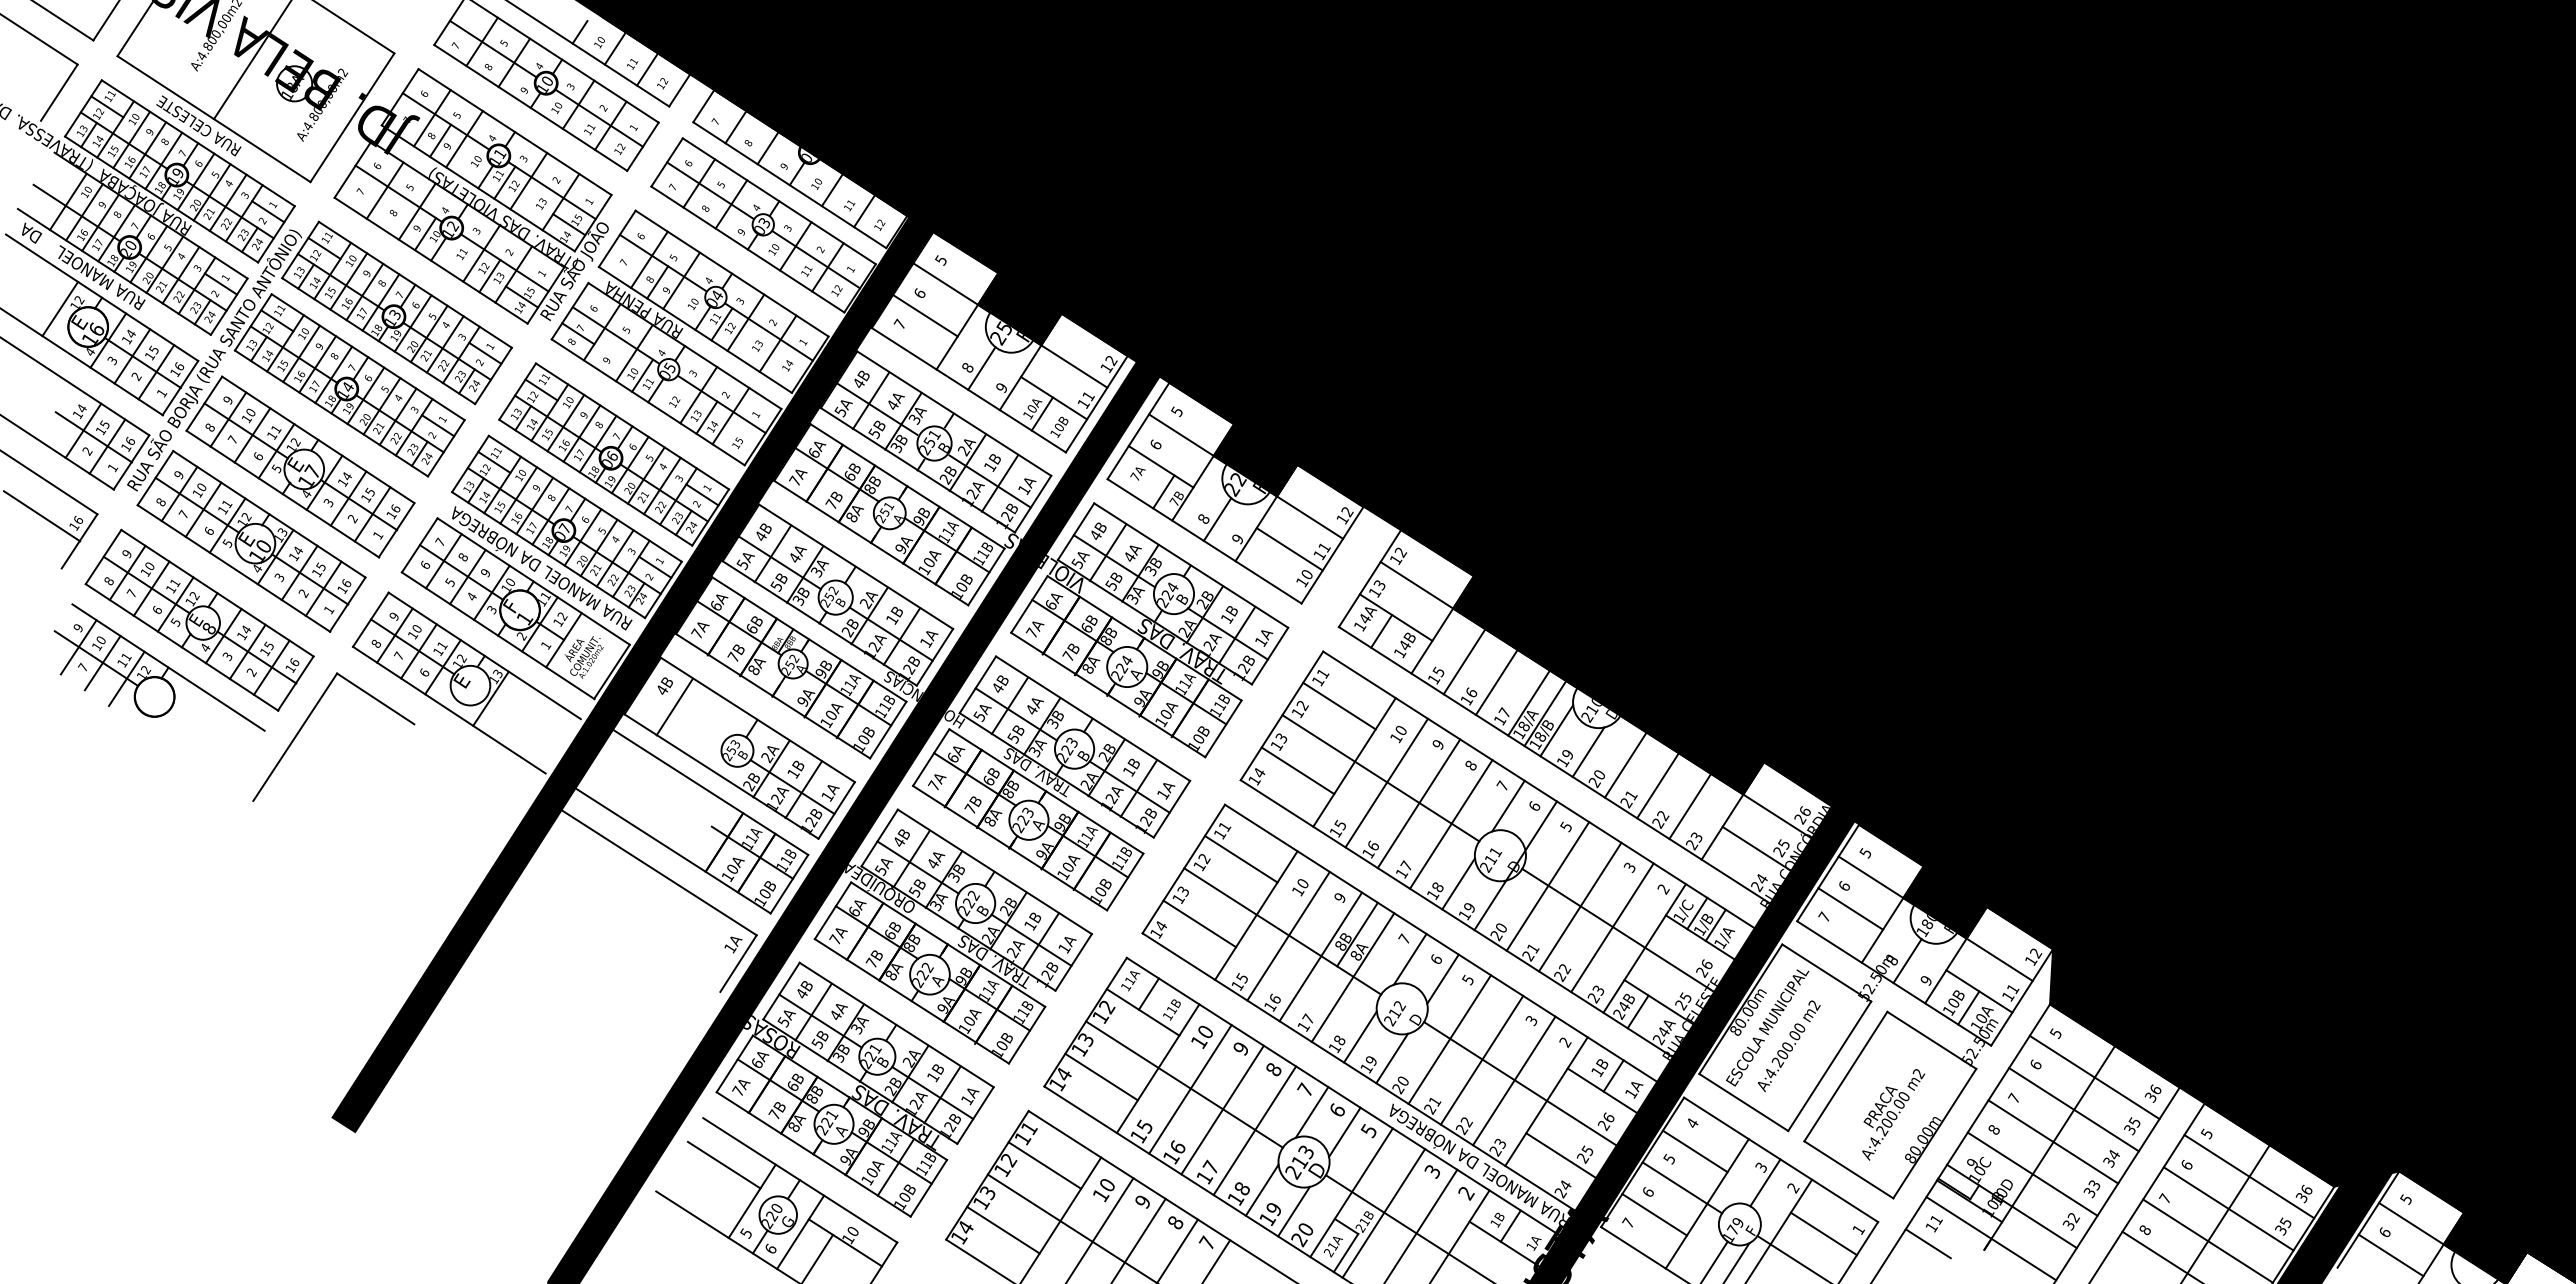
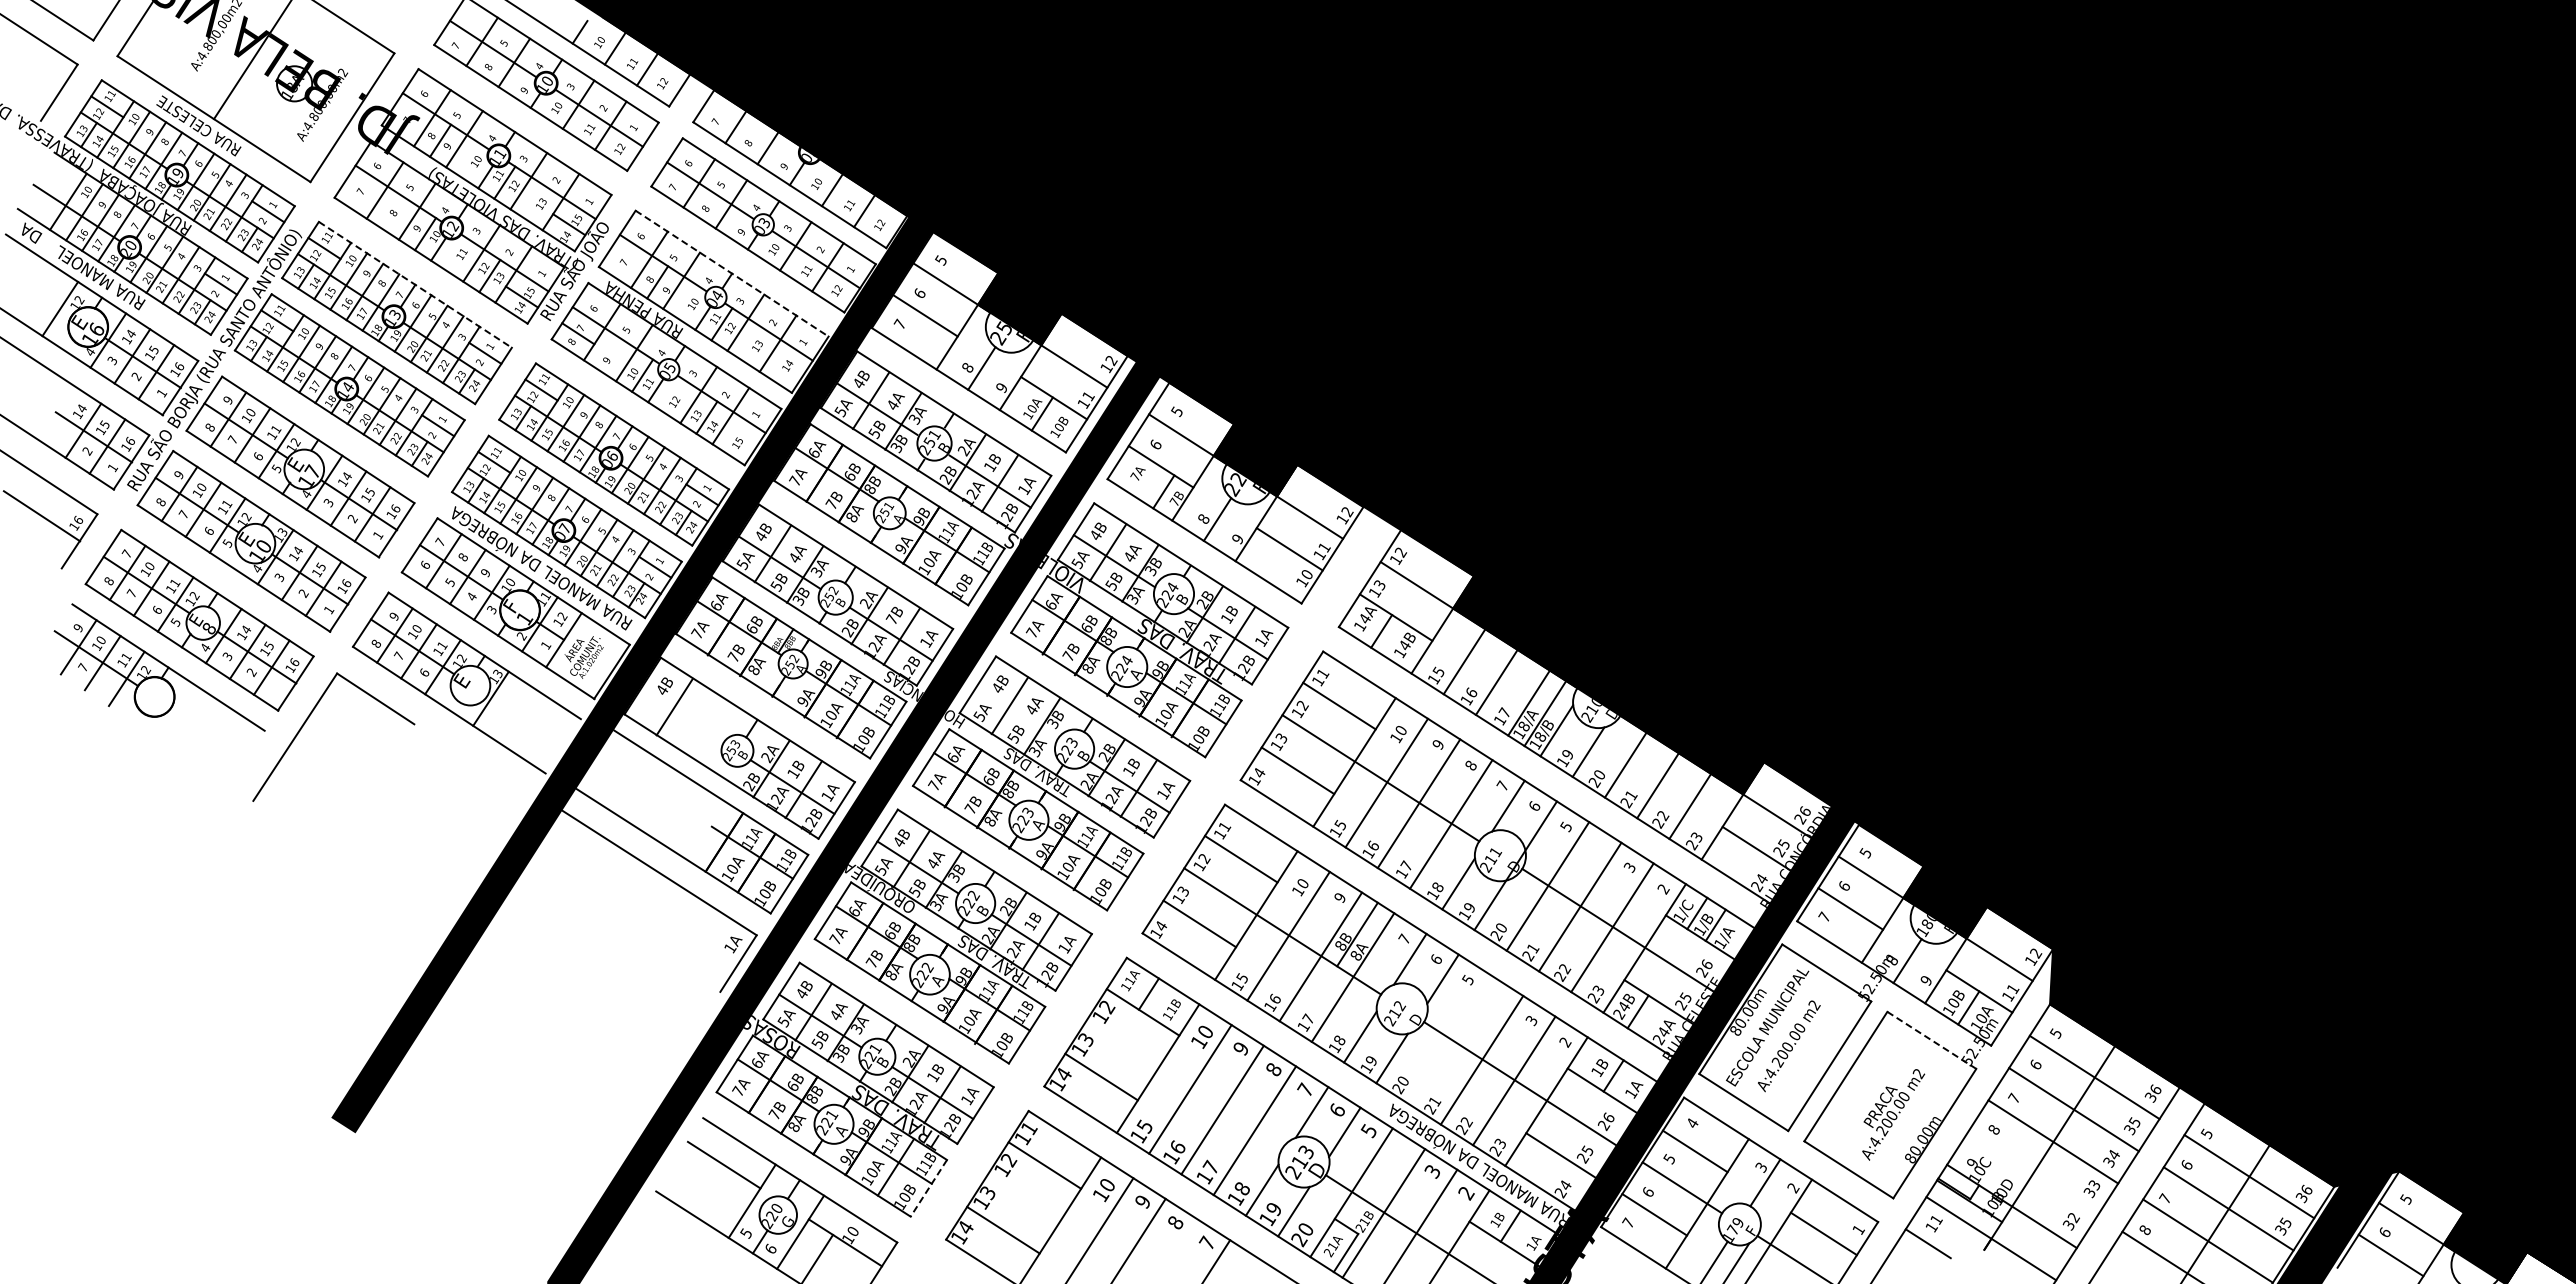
line: solid -> dashed (732, 273)
line: solid -> dashed (415, 285)
text: 9 -> 7 (126, 553)
text: 1B -> 7B (891, 619)
line: present -> none (1016, 714)
line: present -> none (1449, 1039)
line: solid -> dashed (1931, 1040)
line: present -> none (1184, 1084)
line: present -> none (2032, 1173)
line: solid -> dashed (928, 1188)
line: present -> none (1070, 1227)
line: present -> none (1177, 1249)
